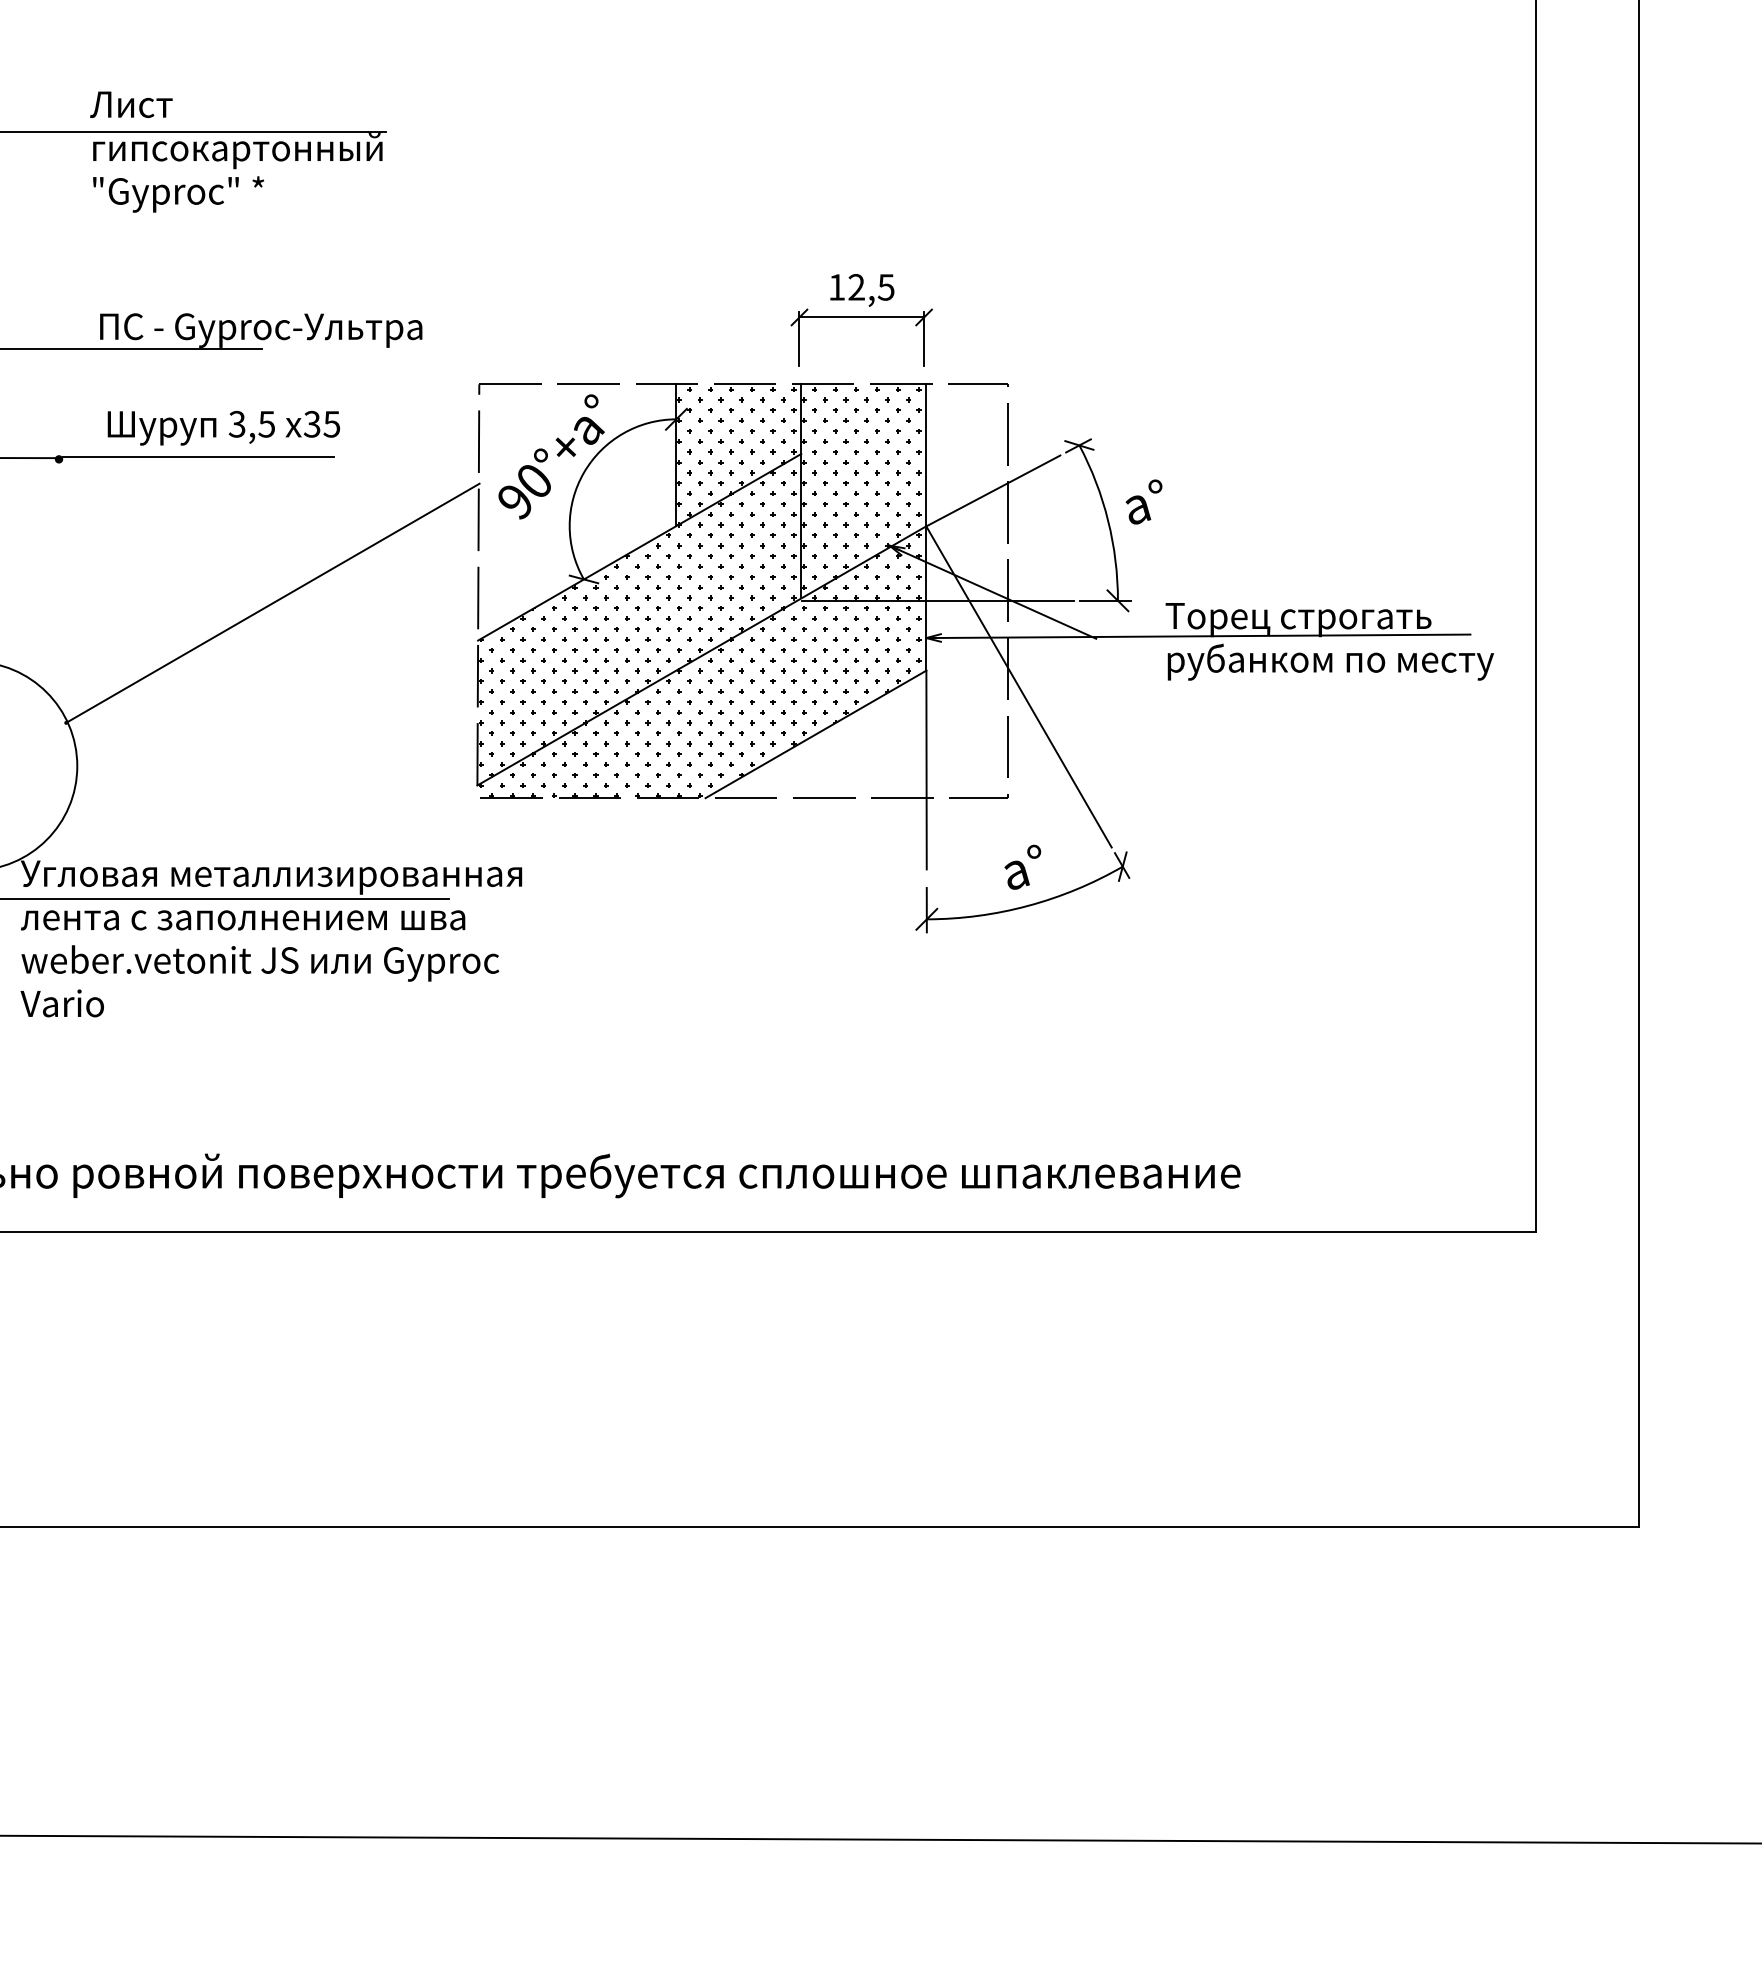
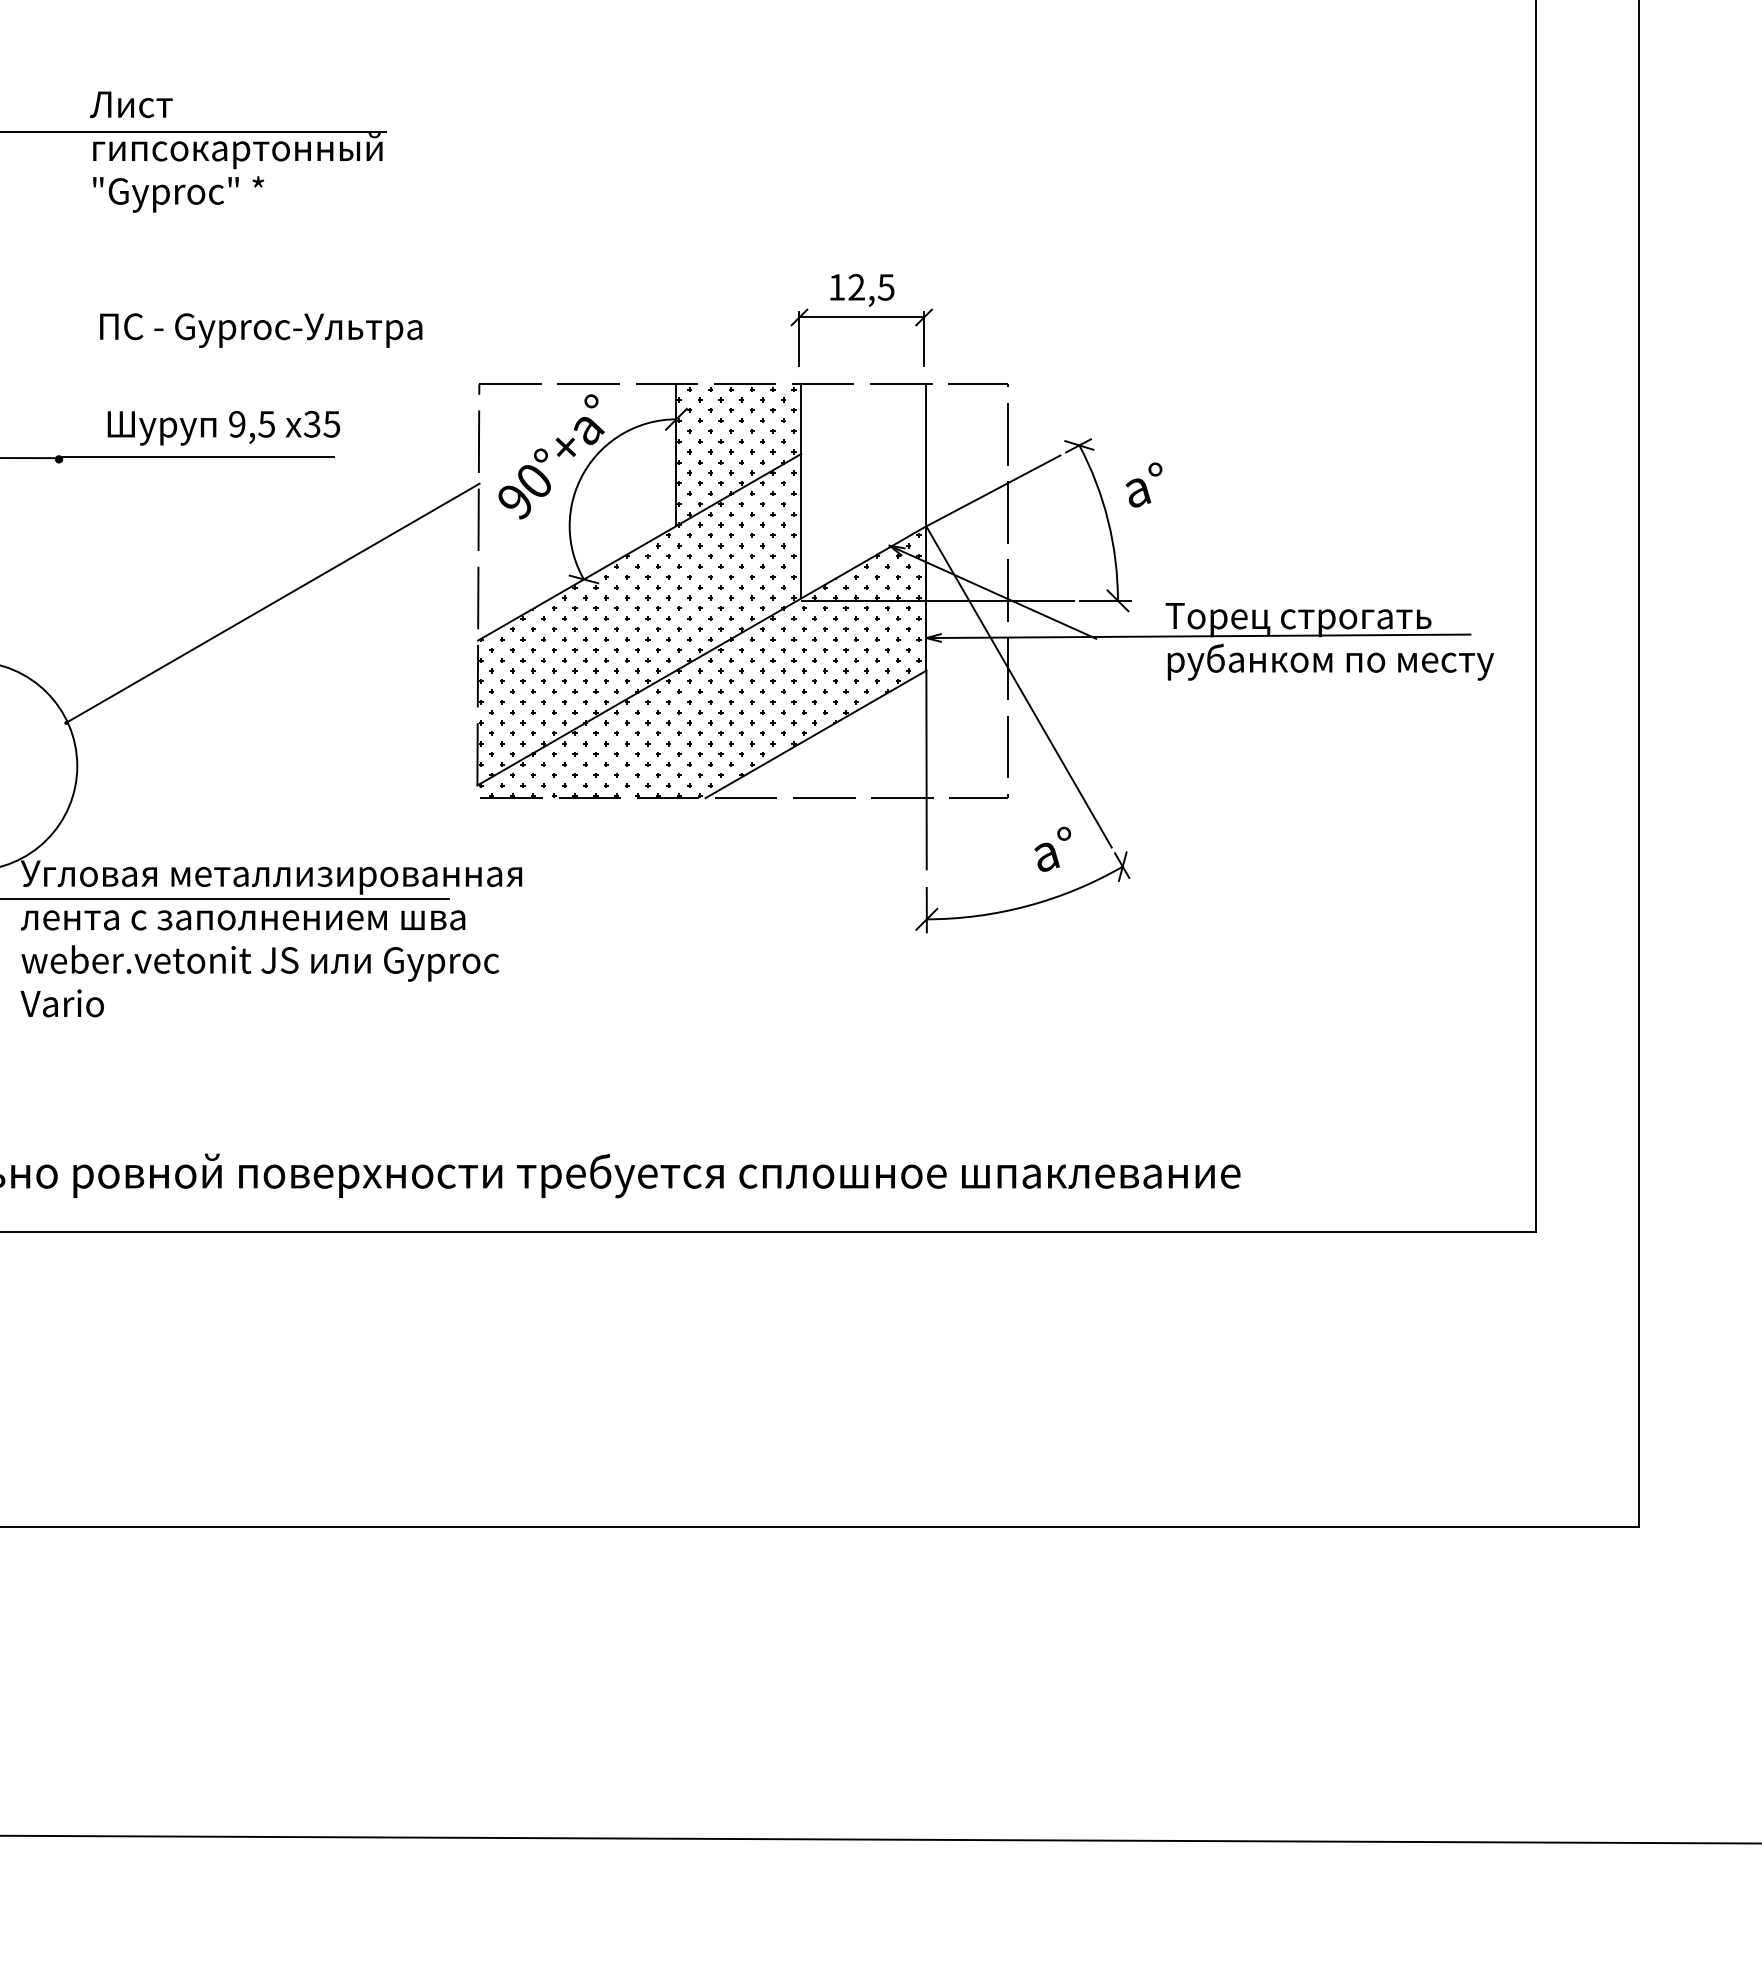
line: present -> none (132, 348)
text: 3,5 -> 9,5 (236, 424)
hatch: present -> none (861, 488)
text position: (1143, 501) -> (1143, 484) (1143, 484)
text position: (1022, 866) -> (1052, 848) (1052, 848)
